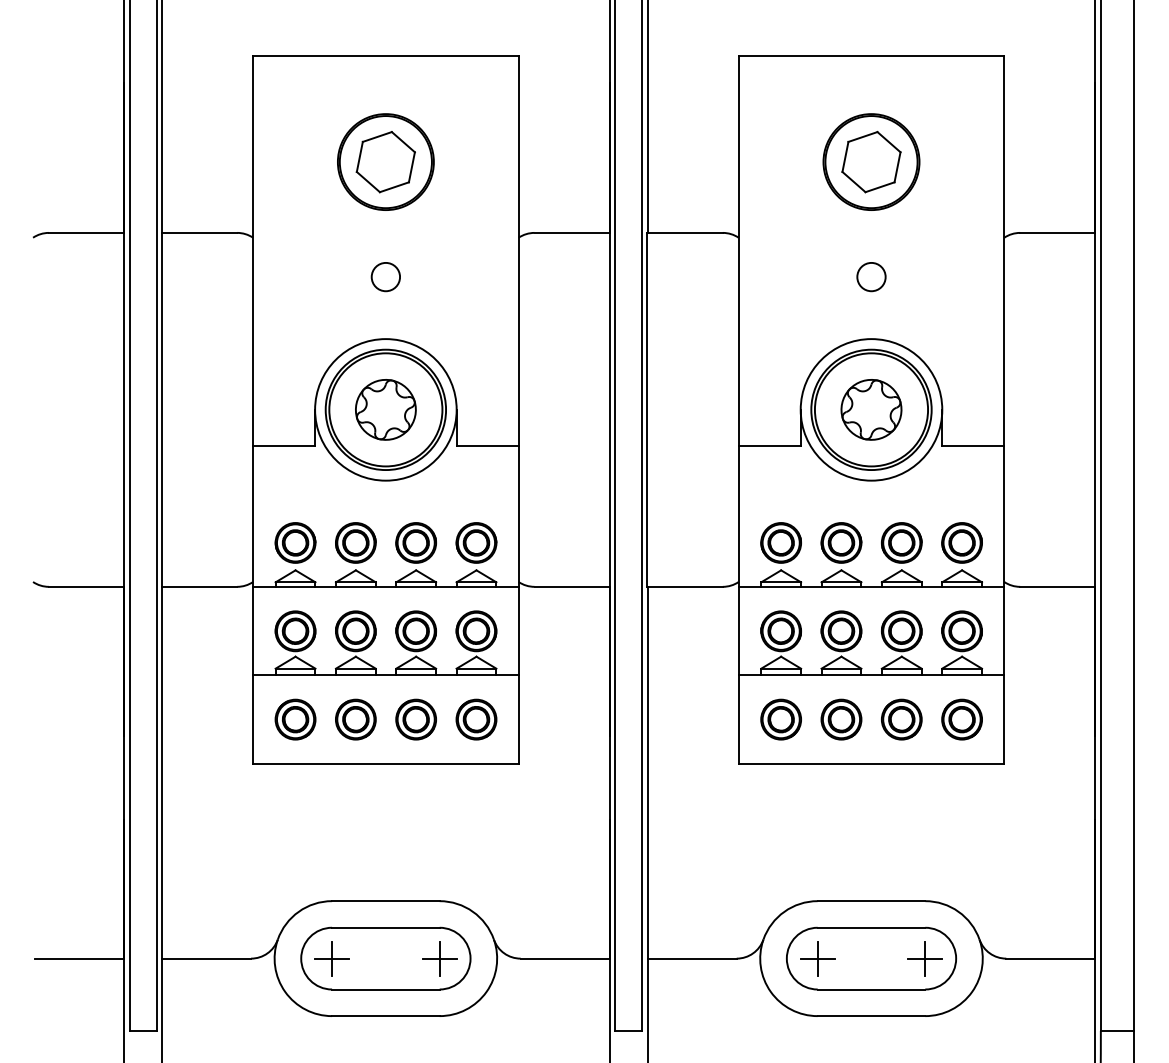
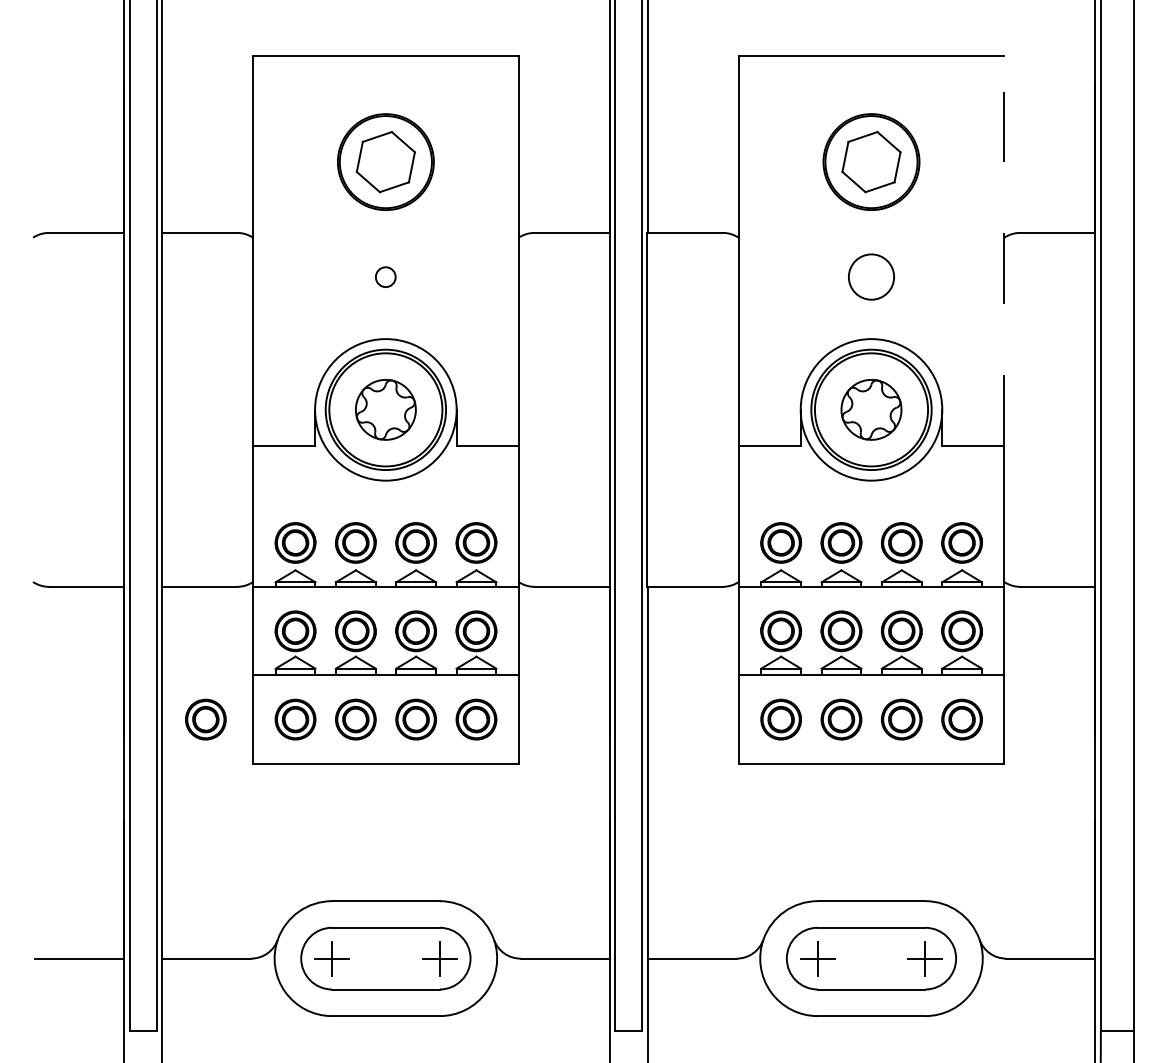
line: solid -> dashed (1004, 250)
circle diameter: 28 px -> 45 px (871, 276)
circle size: 31x31 px -> 22x22 px (385, 276)
part: none -> present (205, 719)
